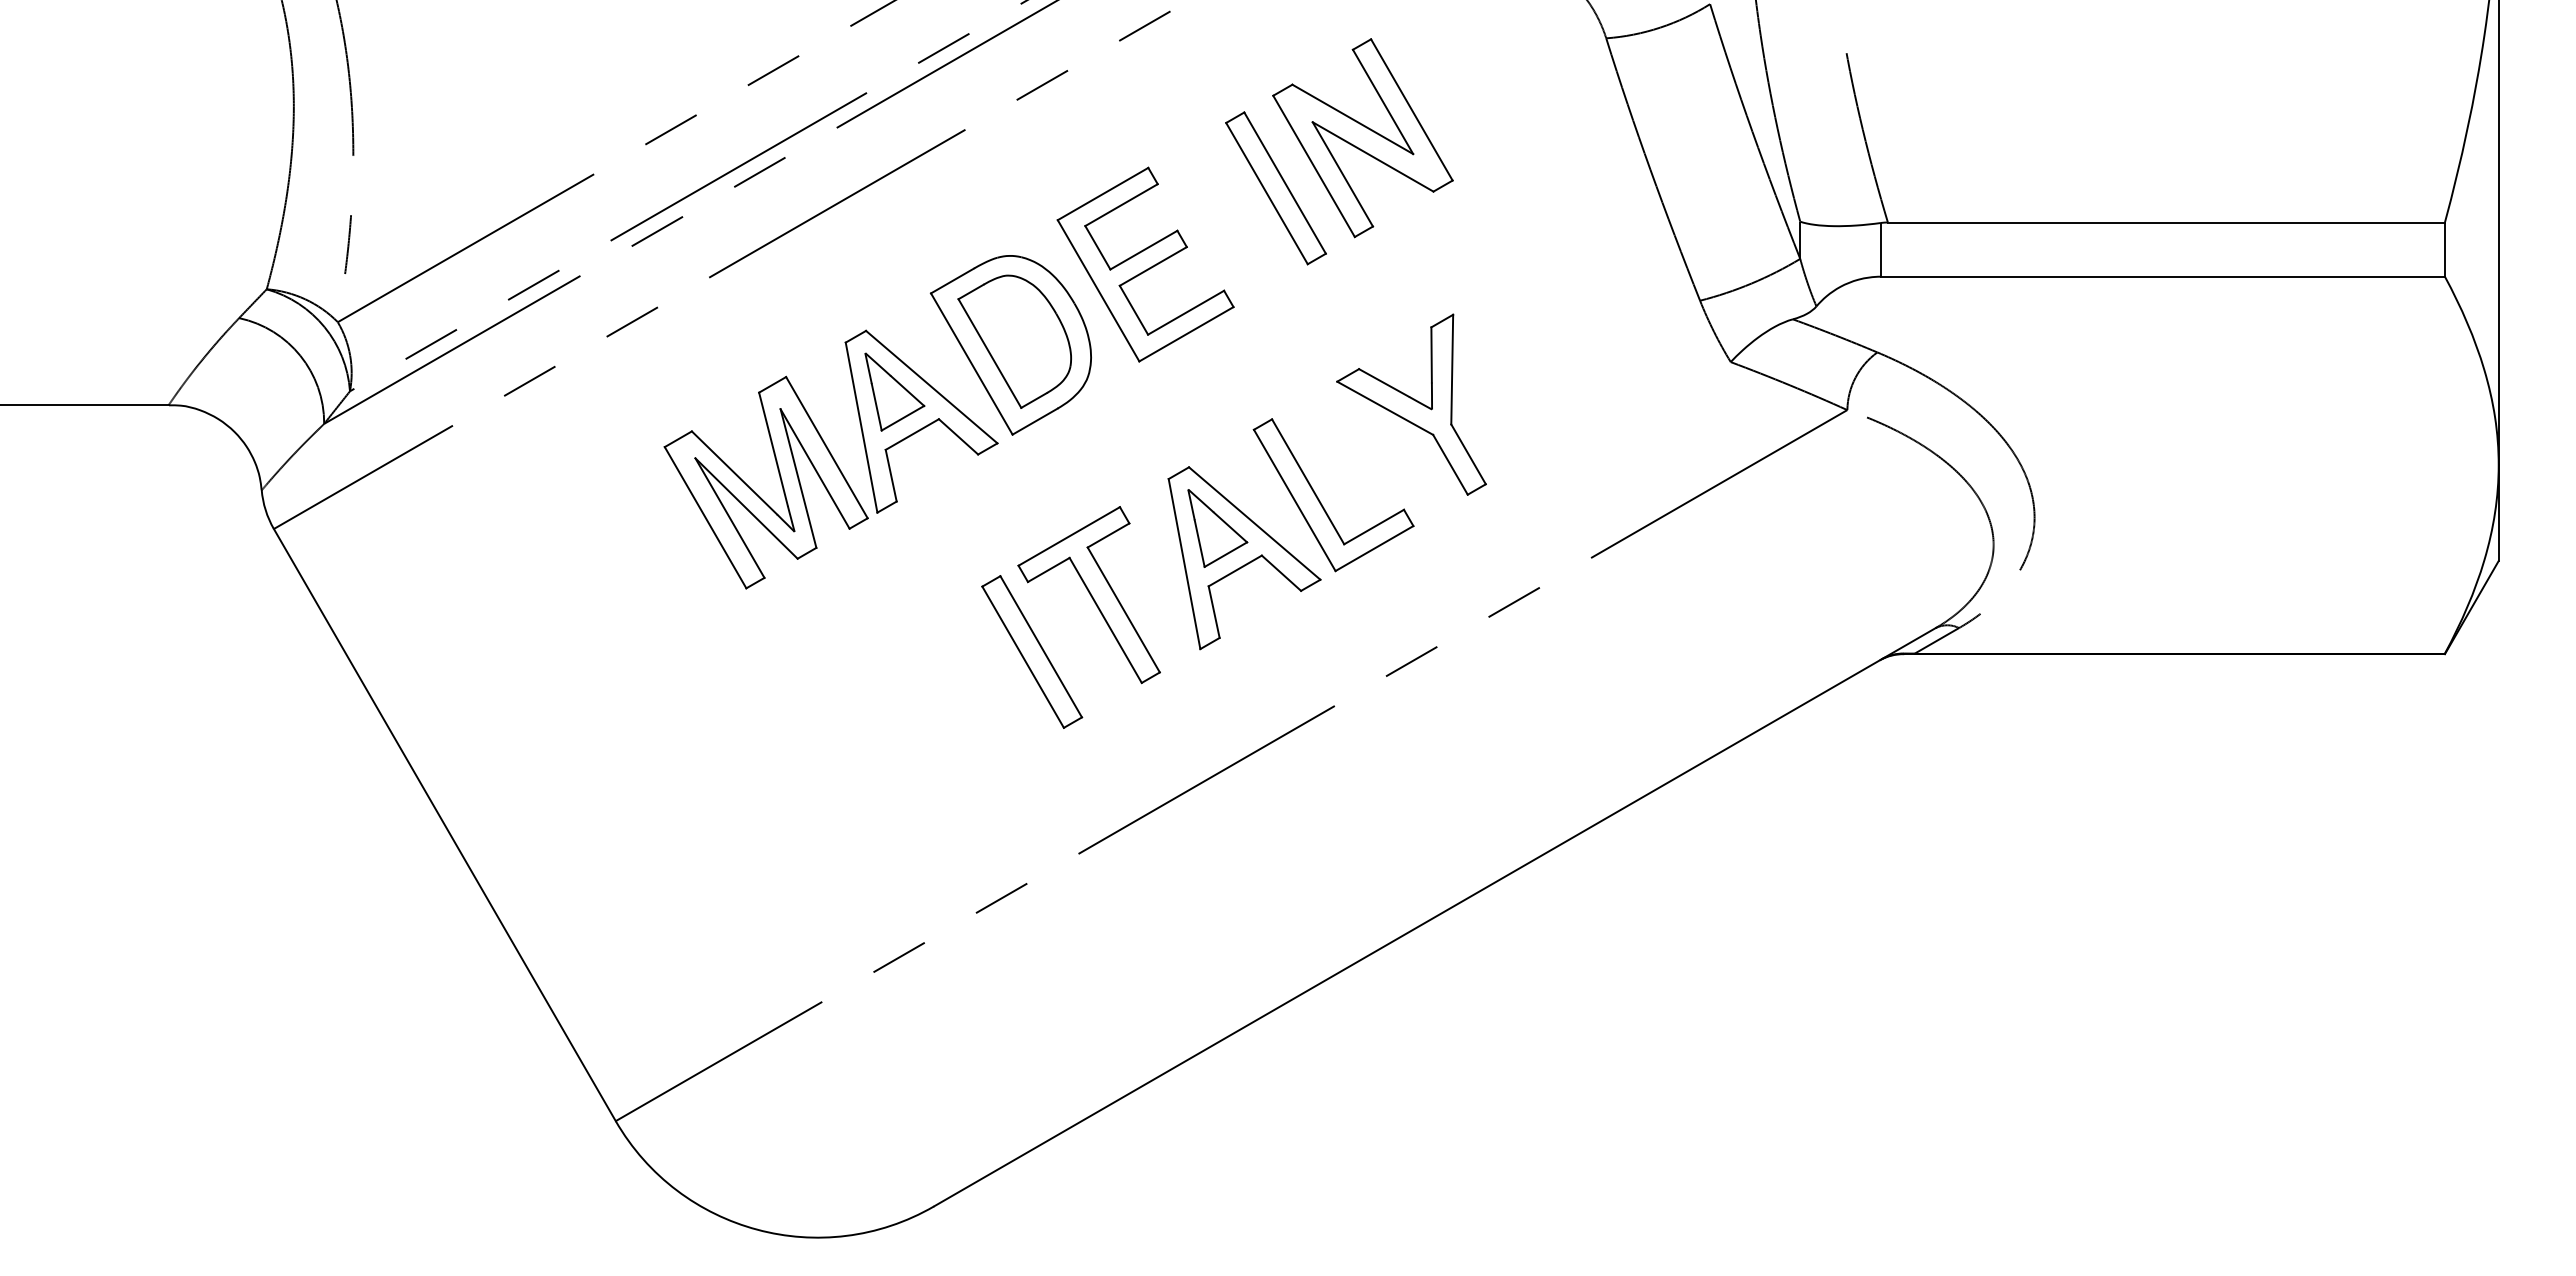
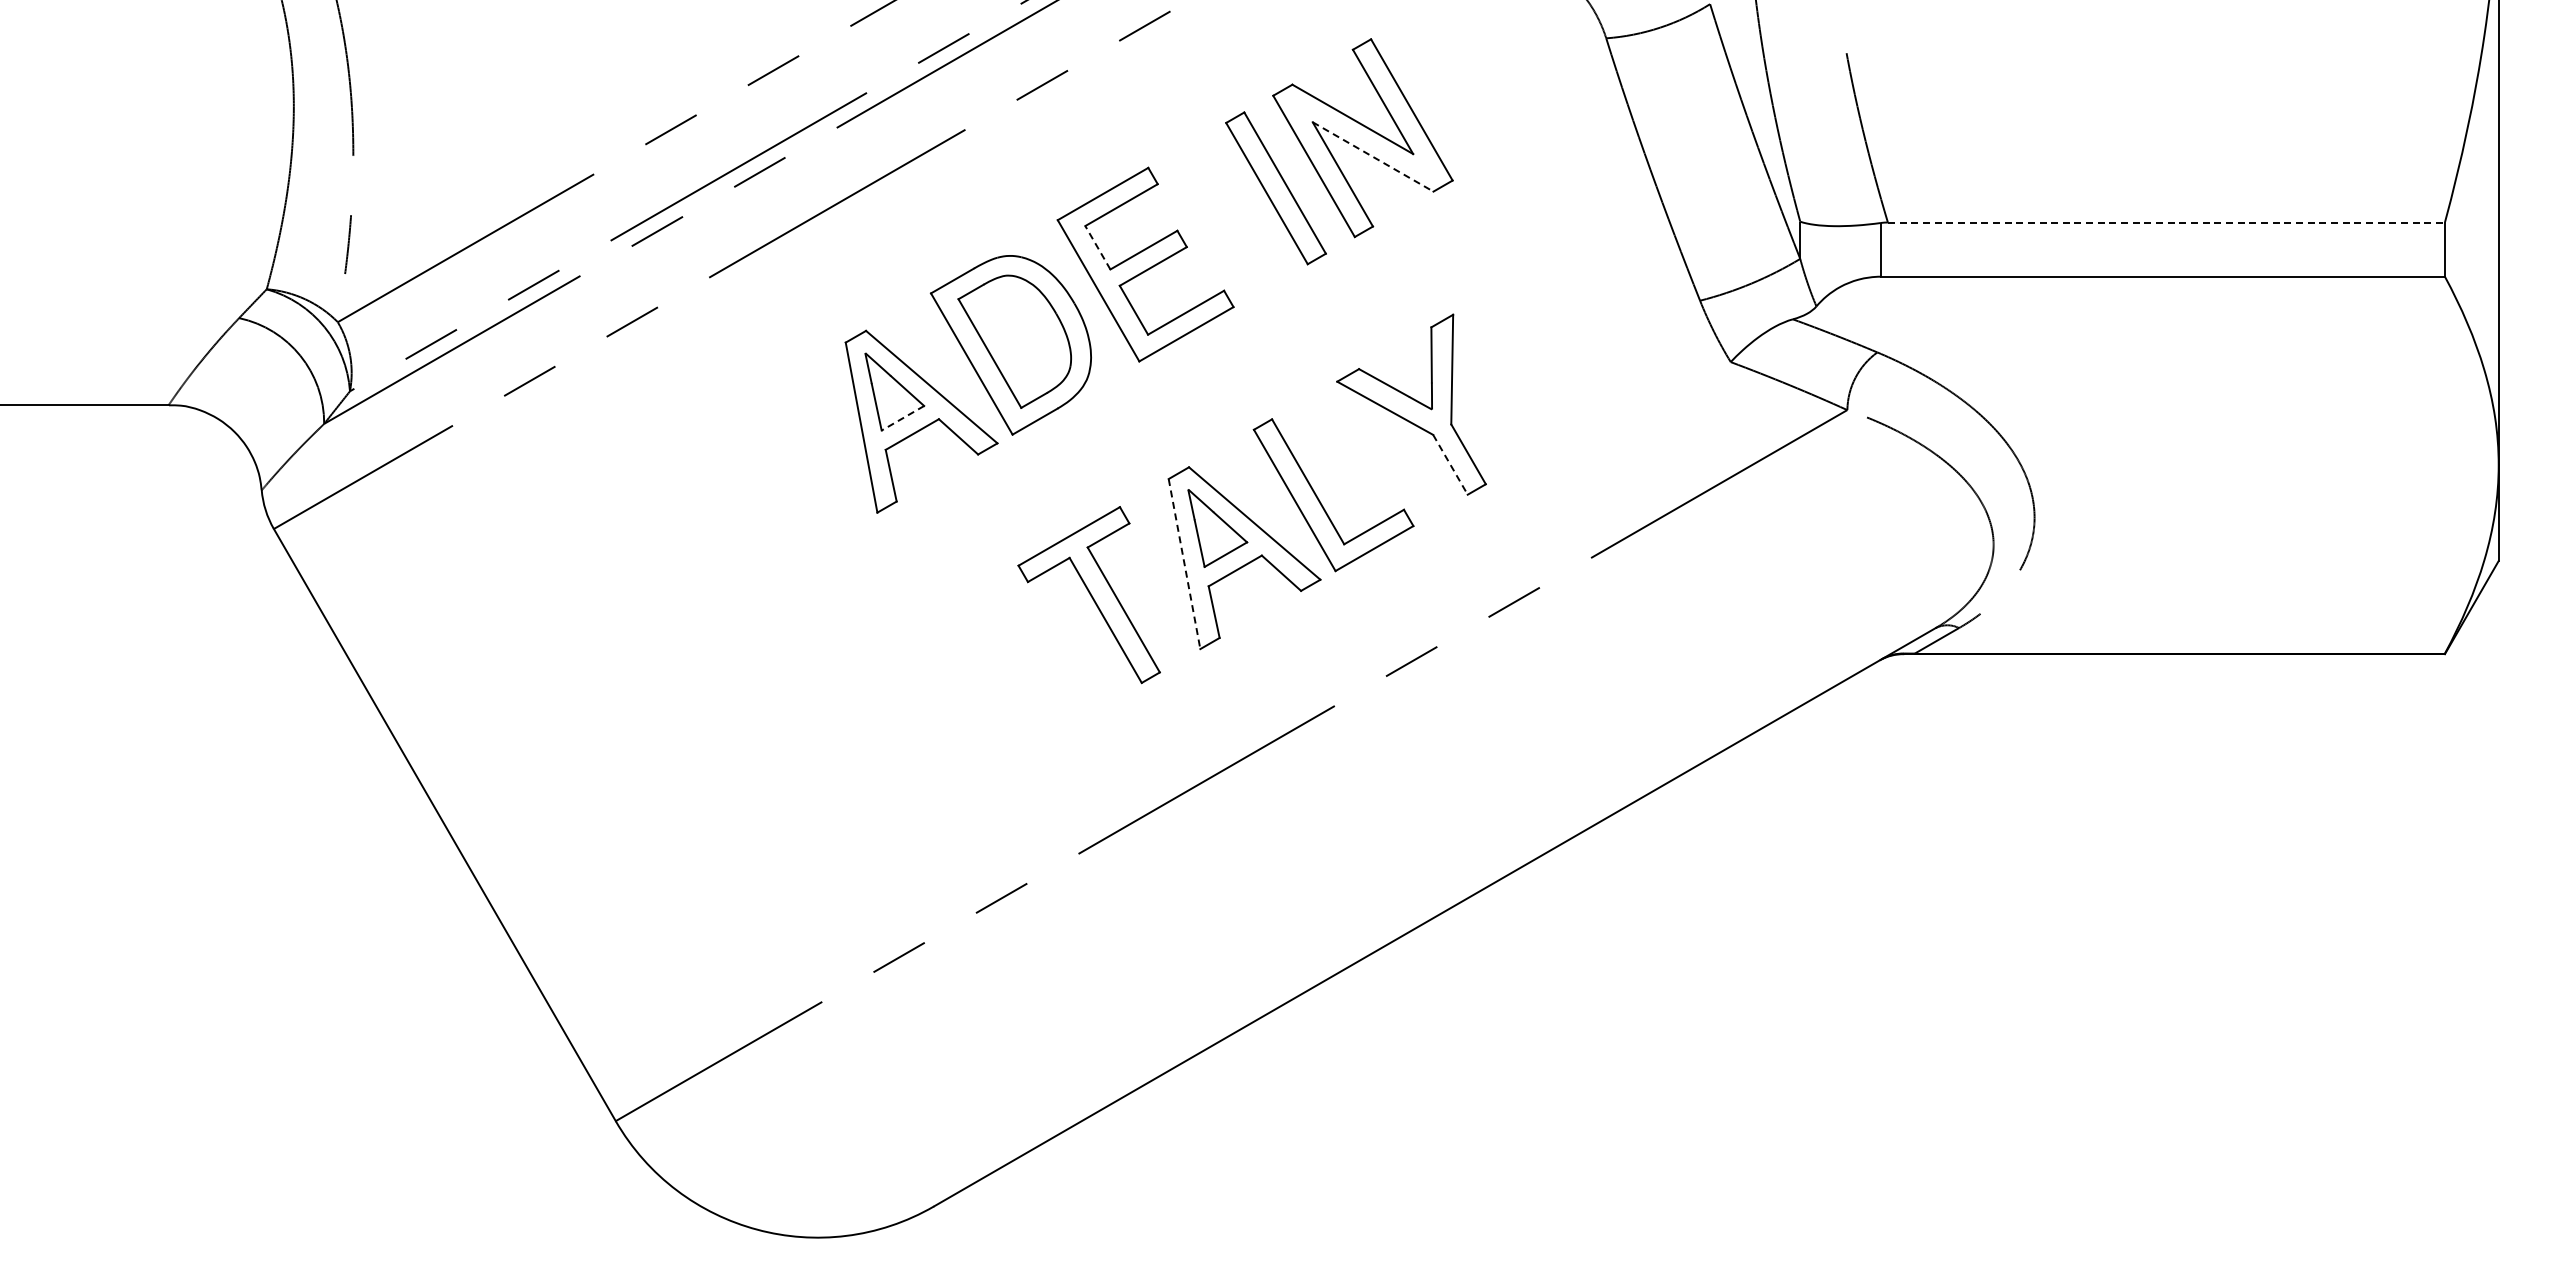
line: solid -> dashed (1373, 156)
line: solid -> dashed (2166, 222)
line: solid -> dashed (1097, 247)
line: solid -> dashed (902, 418)
line: solid -> dashed (1450, 464)
part: present -> none (758, 494)
line: solid -> dashed (1184, 564)
part: present -> none (1032, 651)
